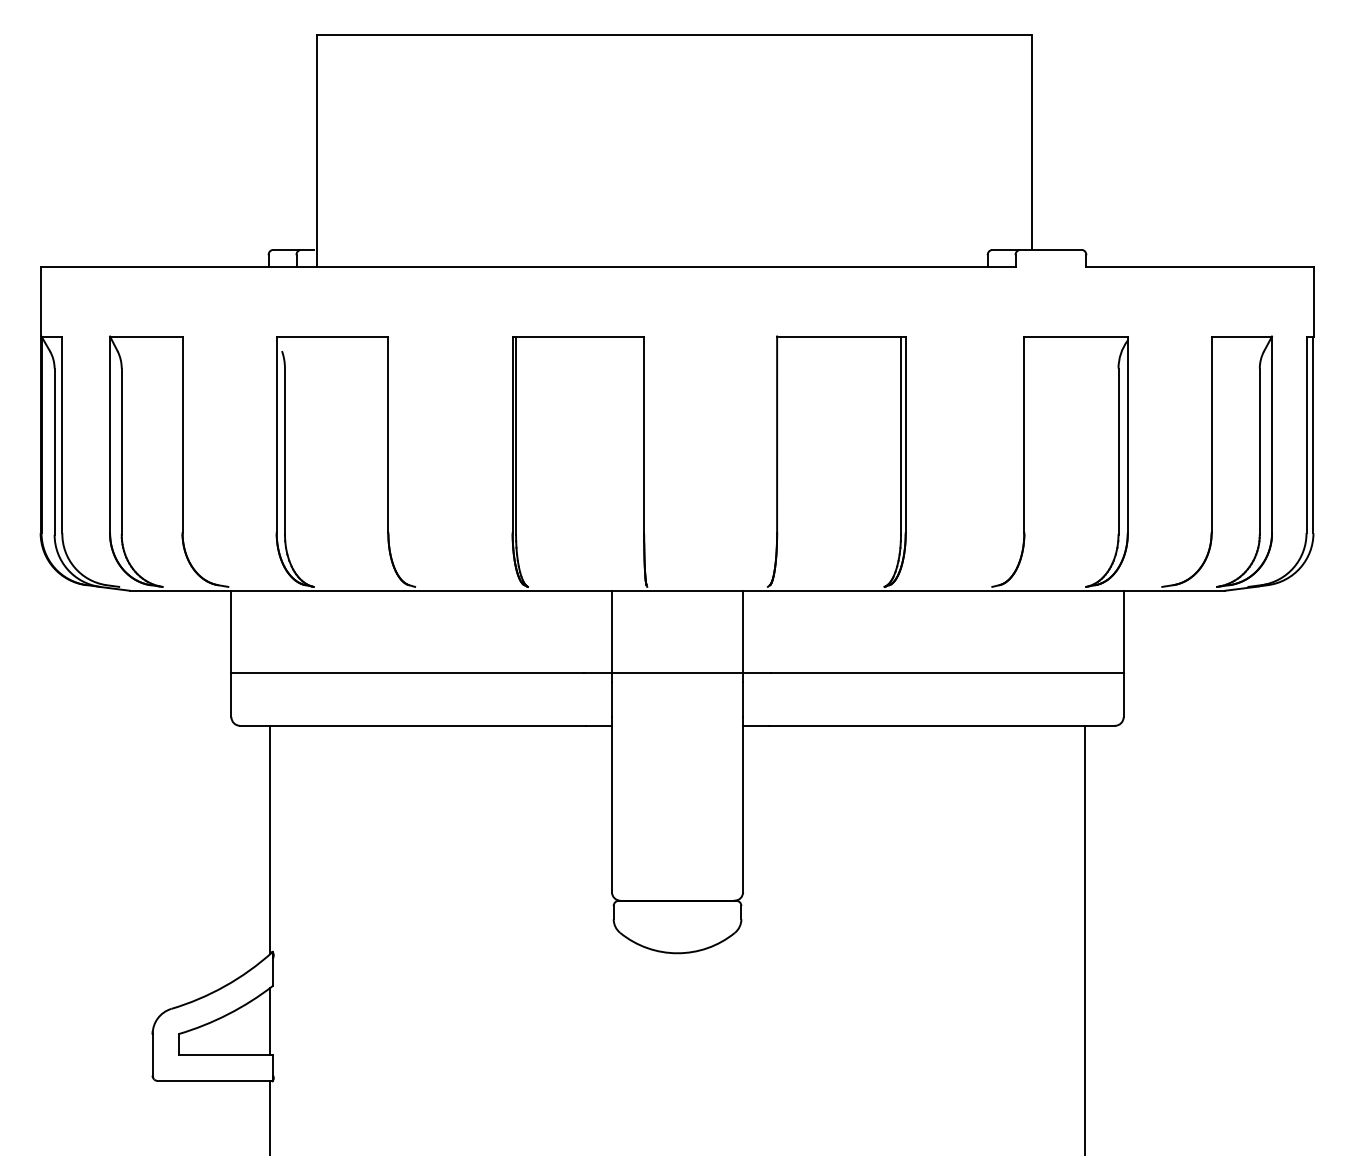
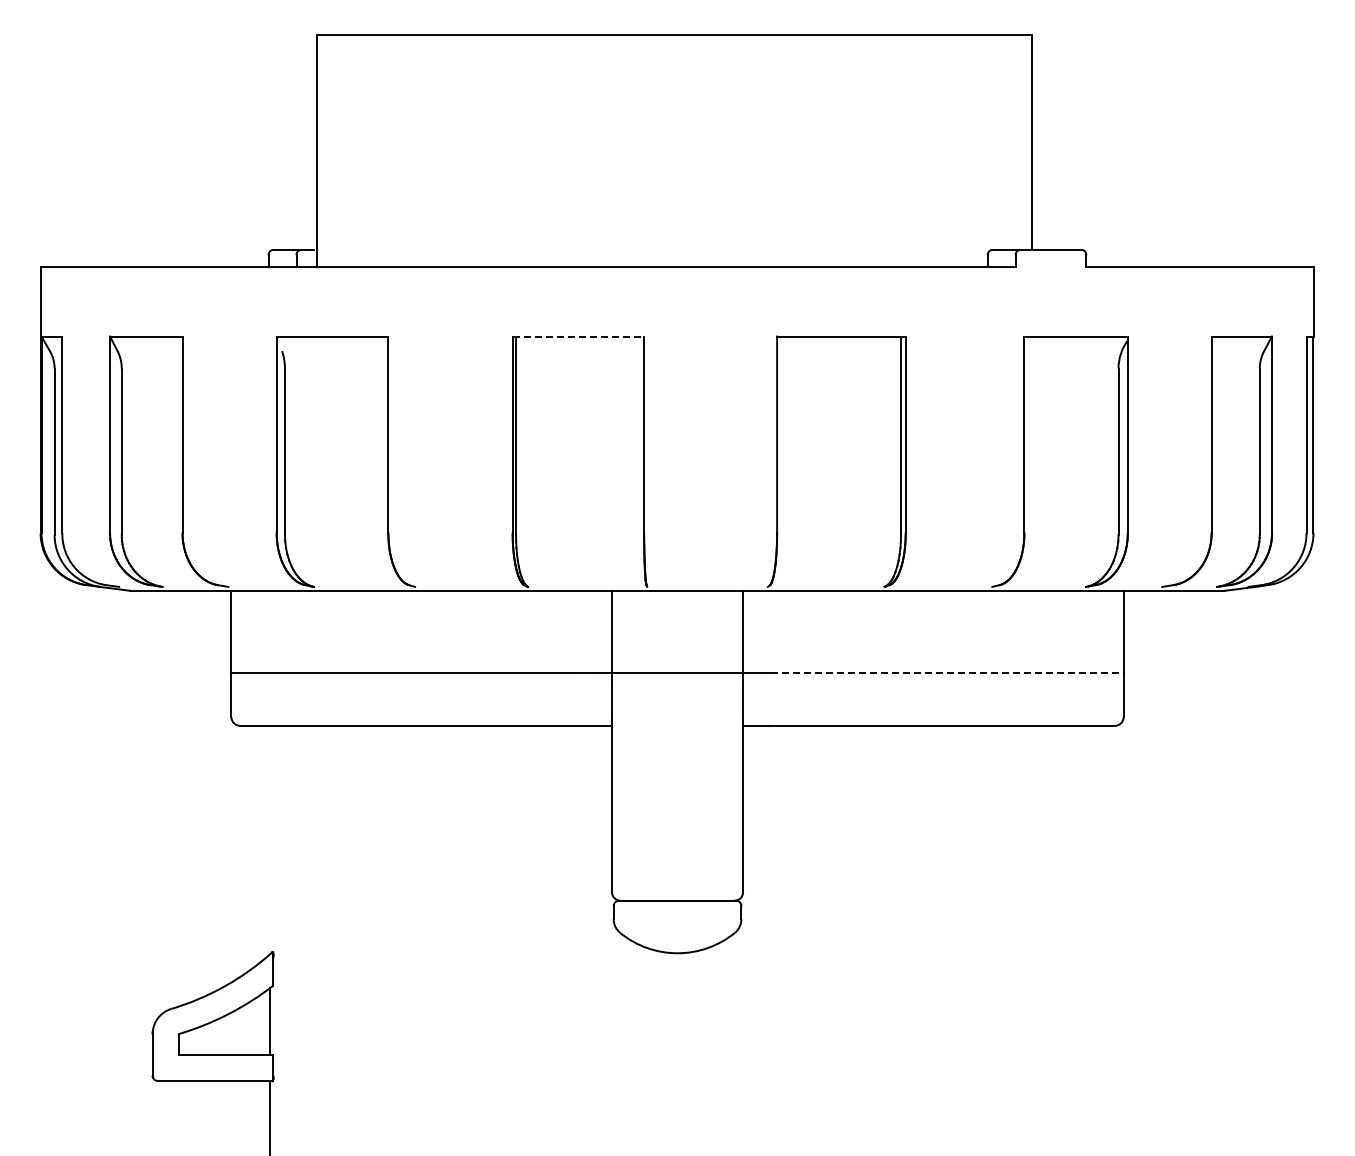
line: solid -> dashed (578, 336)
line: solid -> dashed (947, 673)
line: present -> none (269, 839)
line: present -> none (1085, 938)
